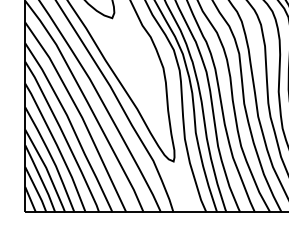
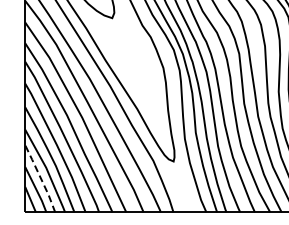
line: solid -> dashed (40, 178)
